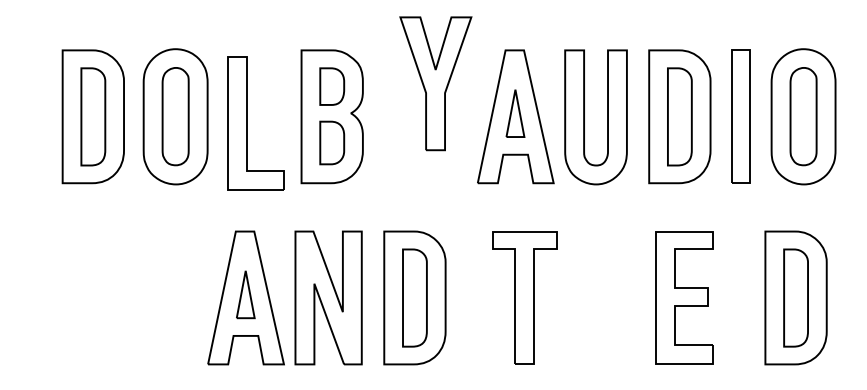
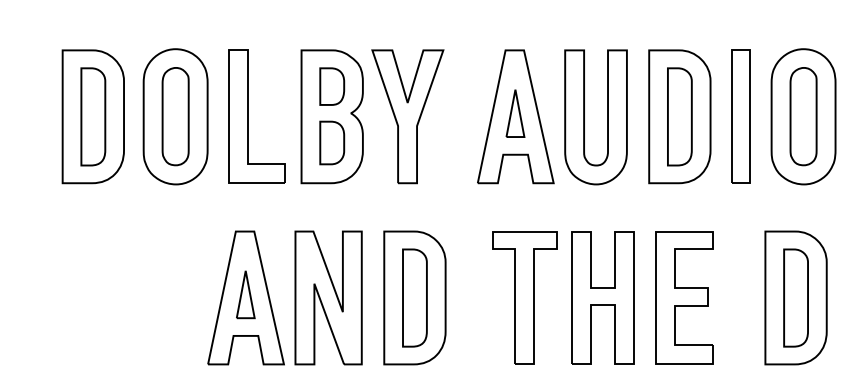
part position: (435, 83) -> (407, 116) (407, 116)
part position: (247, 123) -> (248, 116) (248, 116)
part: none -> present (602, 297)
